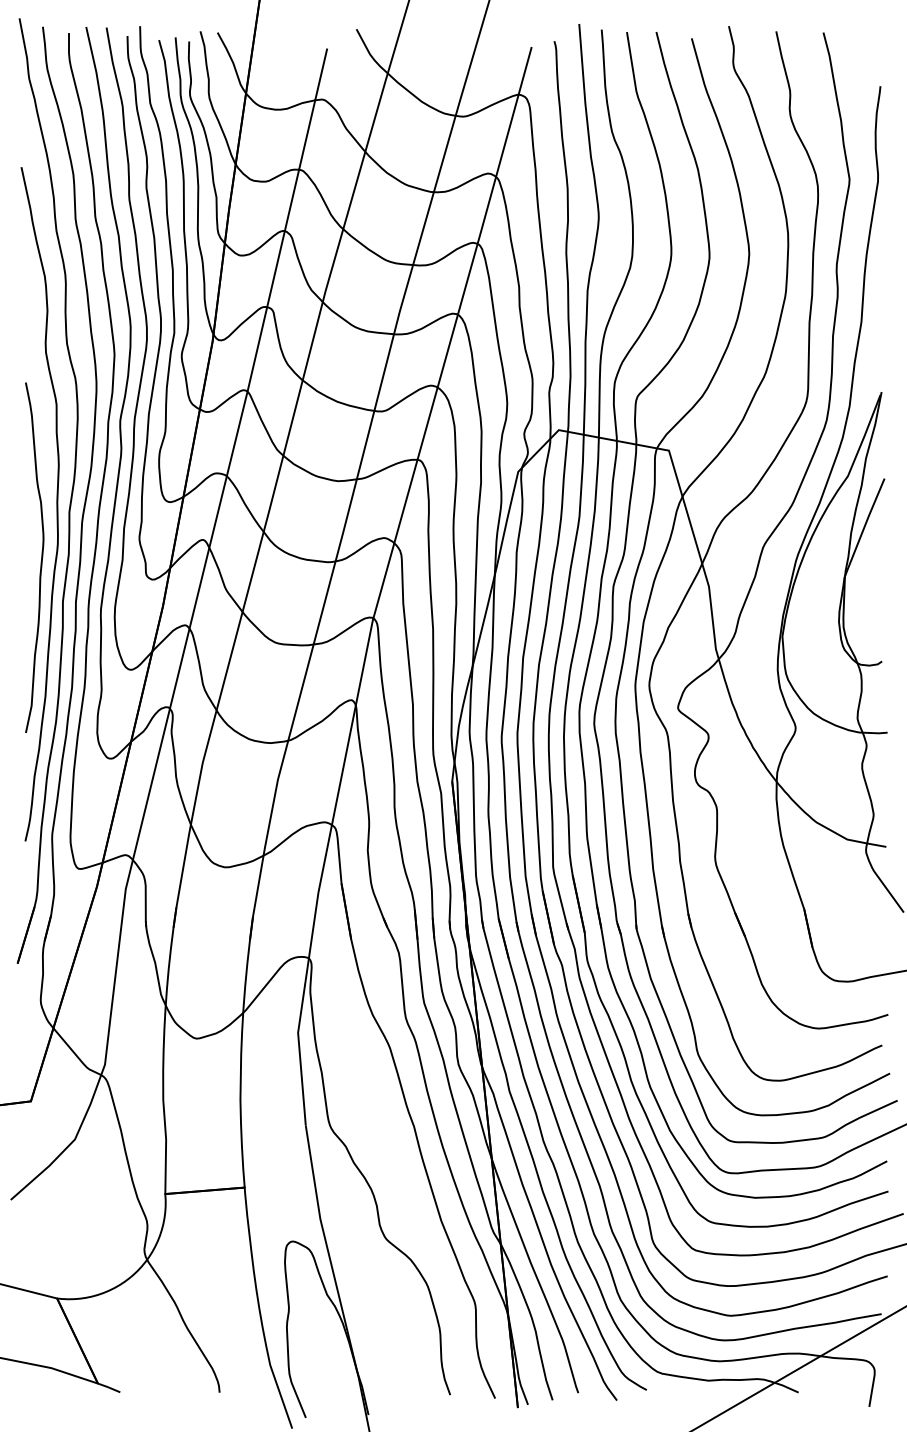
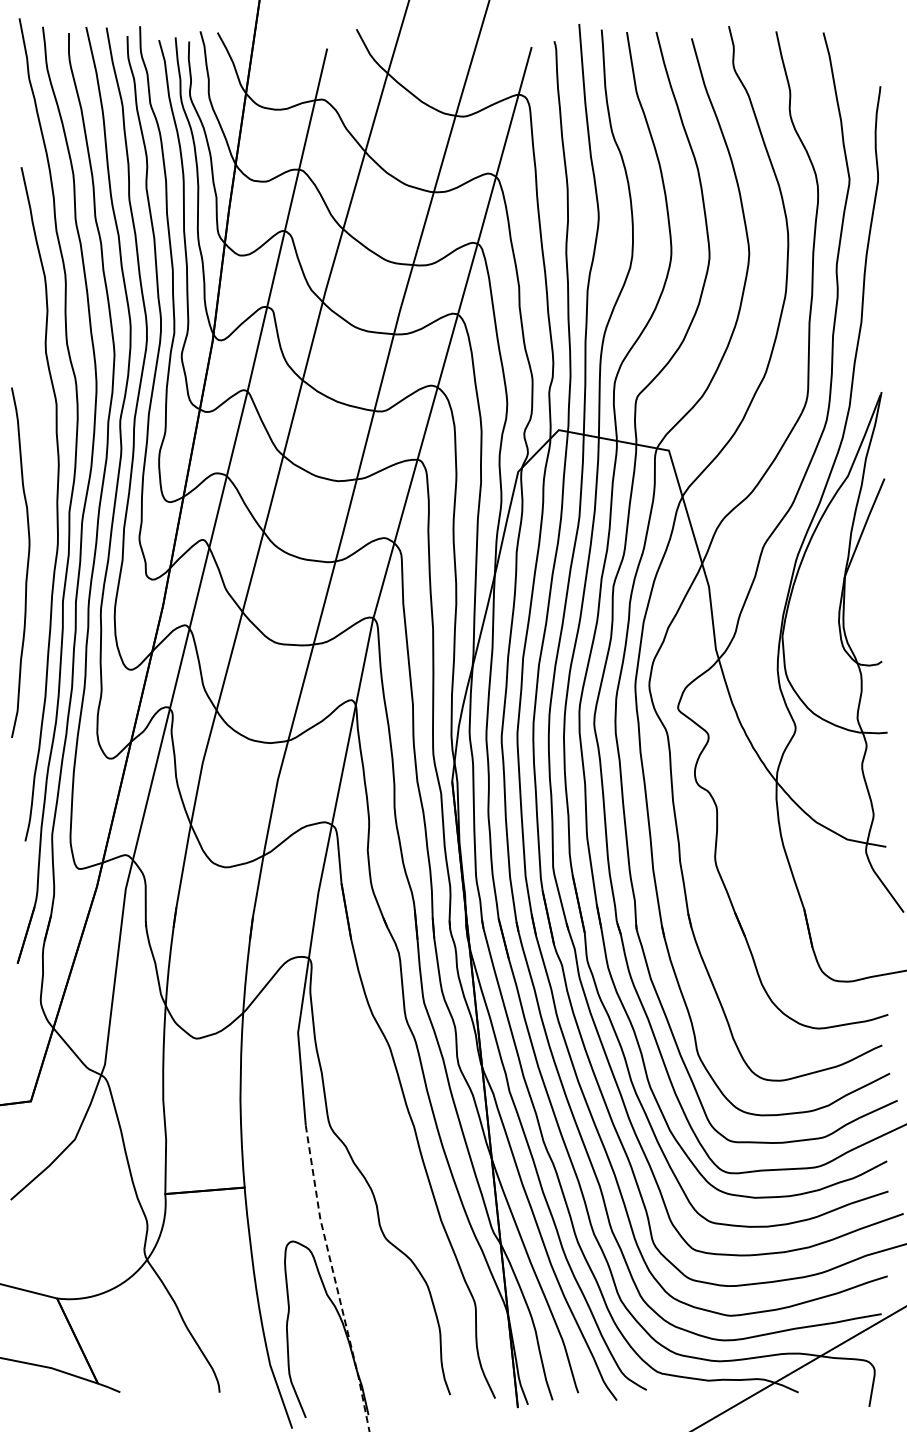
curve position: (41, 557) -> (27, 562) (27, 562)
line: solid -> dashed (334, 1279)
